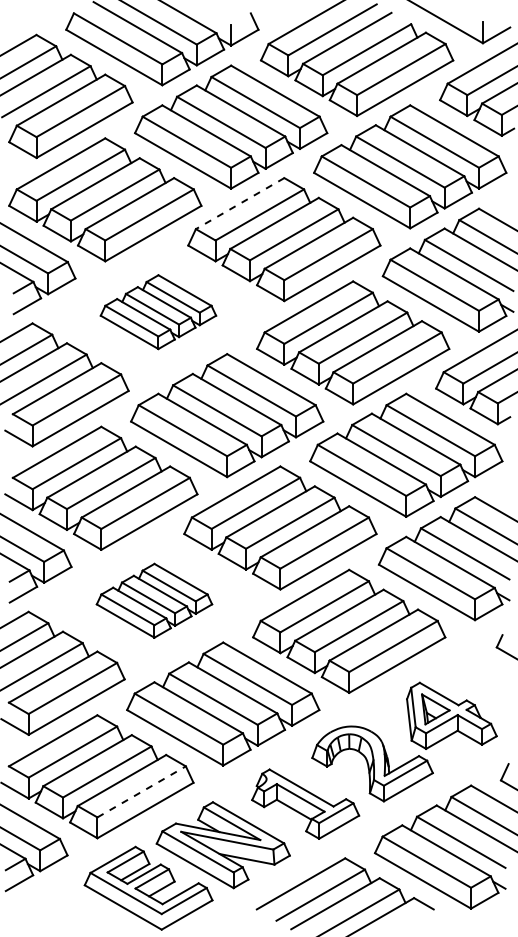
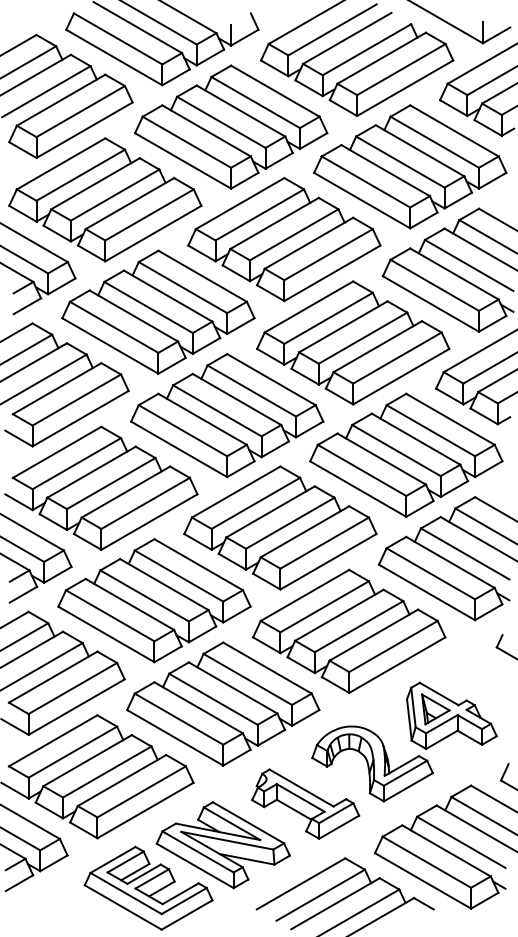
line: dashed -> solid (239, 203)
part size: 119x77 px -> 195x126 px (158, 311)
part size: 119x77 px -> 195x126 px (154, 600)
line: dashed -> solid (142, 791)
